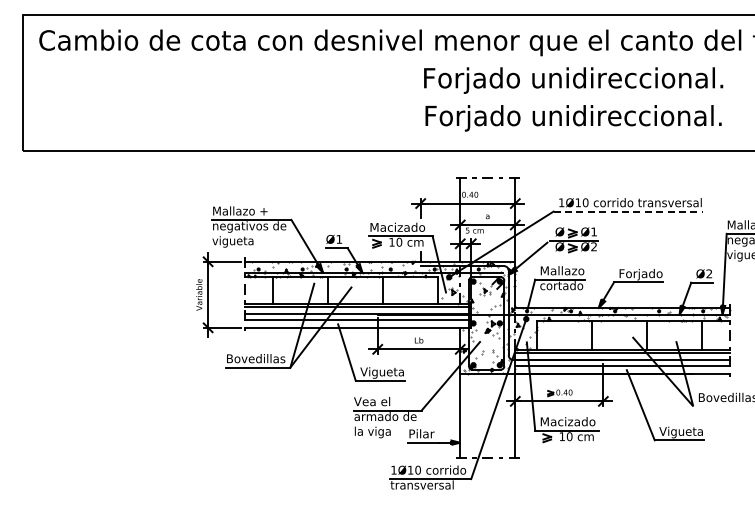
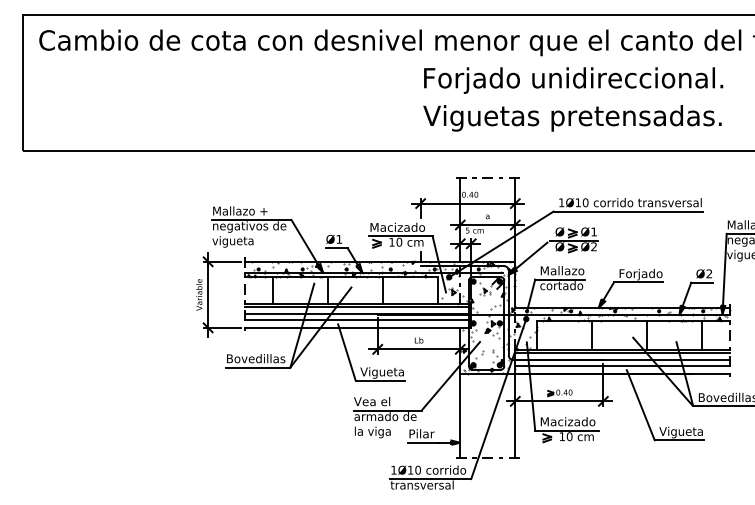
text: Forjado unidireccional. -> Viguetas pretensadas. (568, 118)
line: dashed -> solid (628, 211)
line: none -> present (722, 406)
